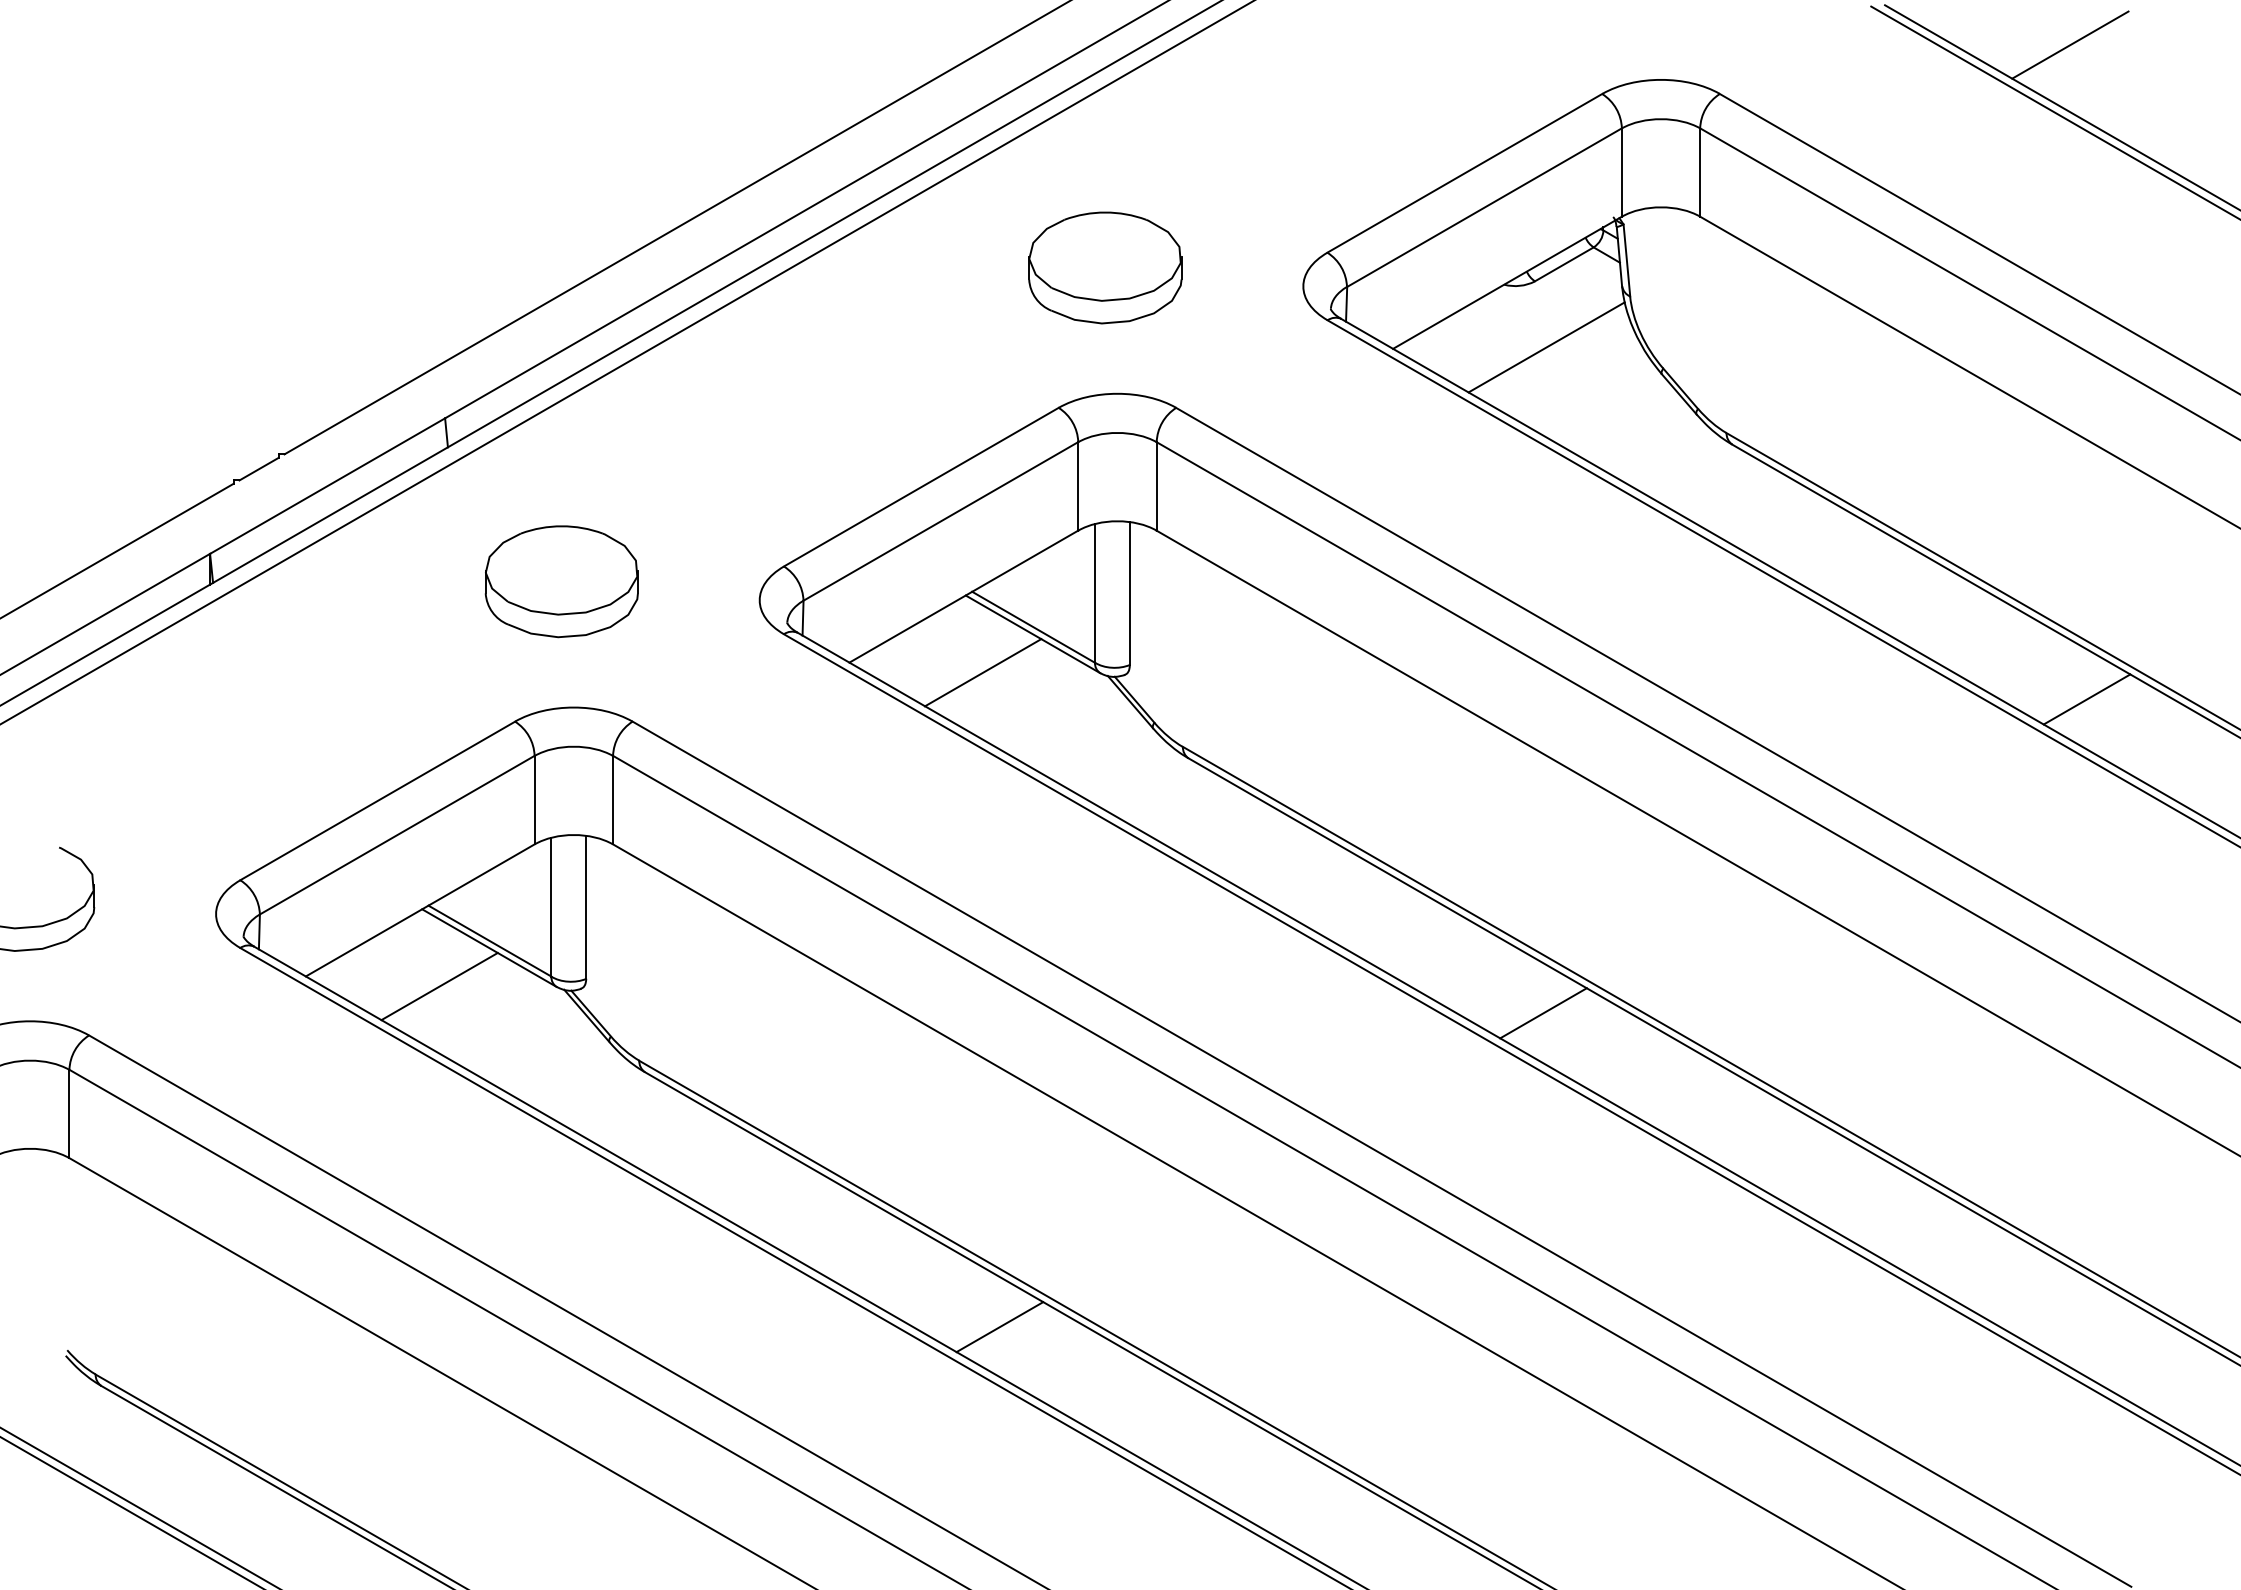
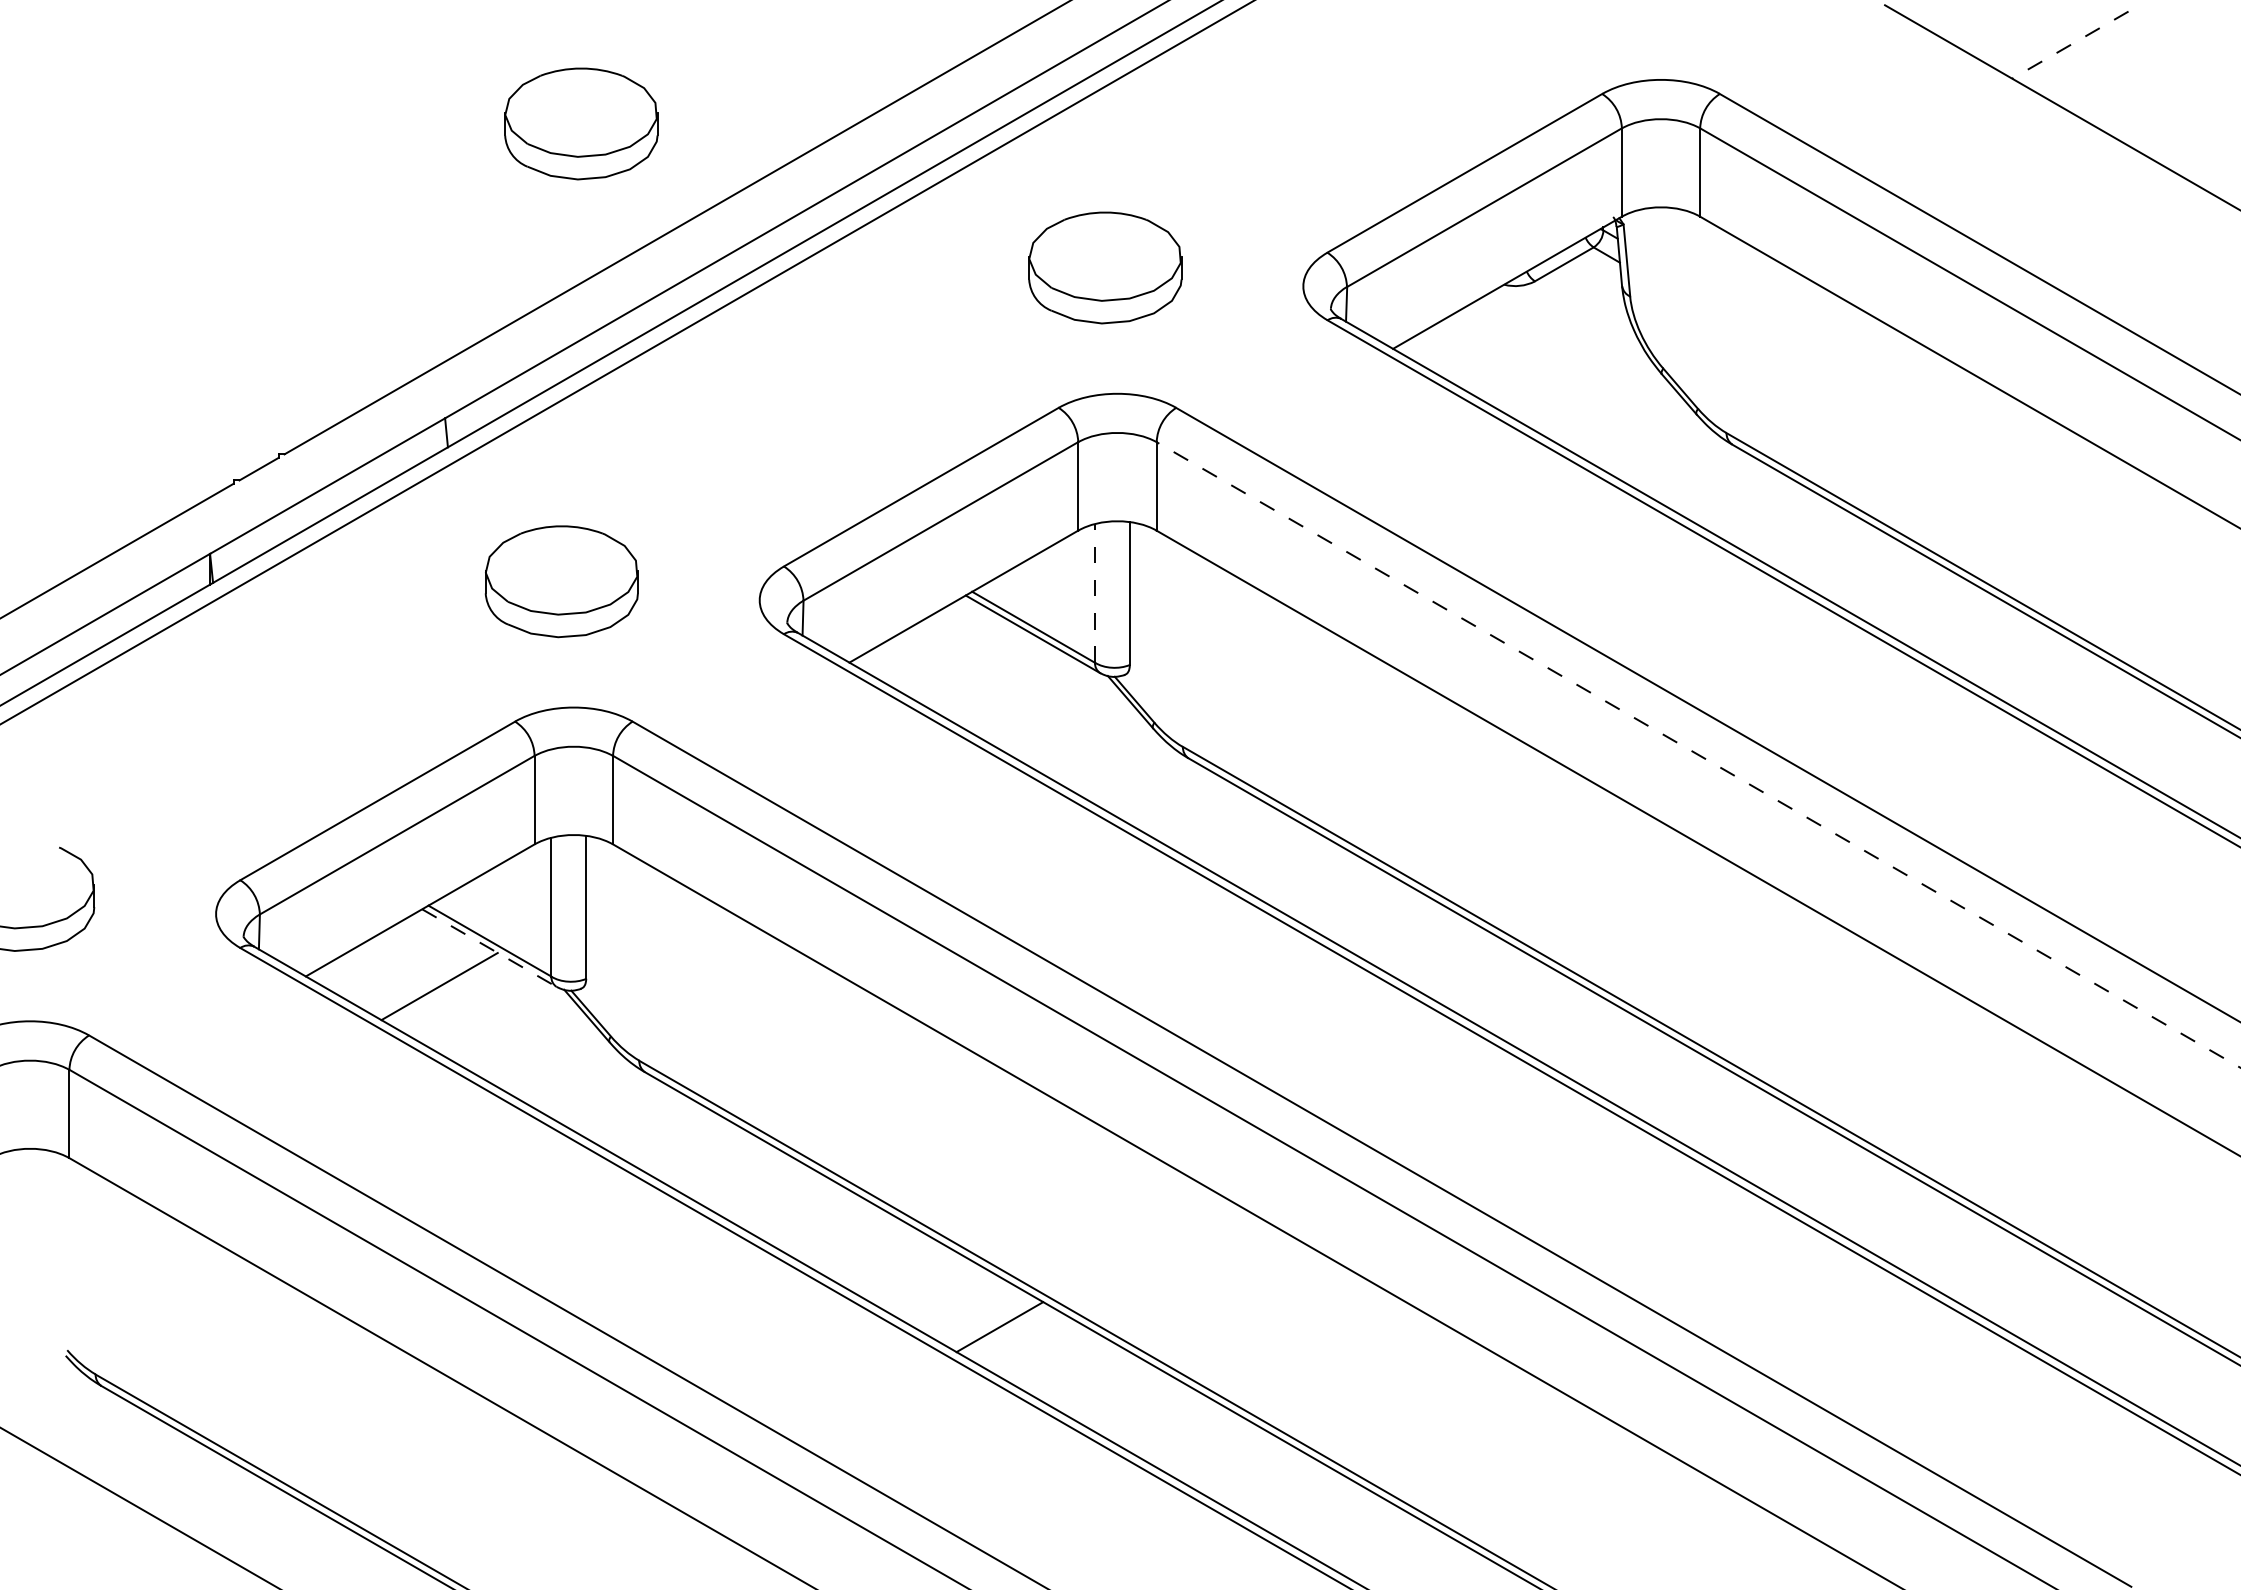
line: solid -> dashed (2069, 45)
line: present -> none (2054, 112)
part: none -> present (581, 123)
line: present -> none (1546, 347)
line: solid -> dashed (1095, 592)
line: present -> none (982, 672)
line: present -> none (2086, 699)
line: solid -> dashed (1698, 754)
line: solid -> dashed (489, 948)
line: present -> none (1543, 1013)
line: present -> none (131, 1512)
